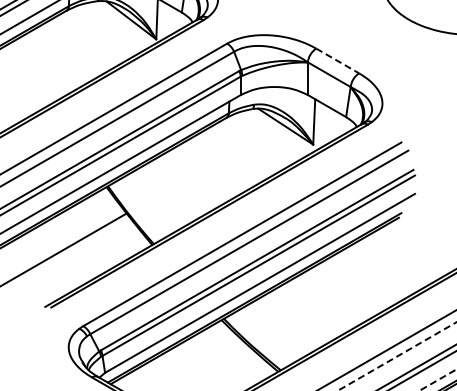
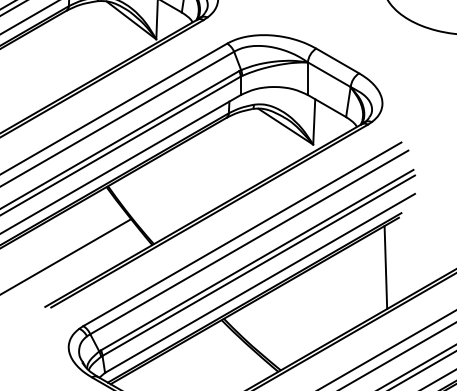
line: dashed -> solid (337, 61)
line position: (64, 249) -> (66, 256) (66, 256)
line: none -> present (385, 267)
line: dashed -> solid (397, 356)
line: dashed -> solid (438, 380)
